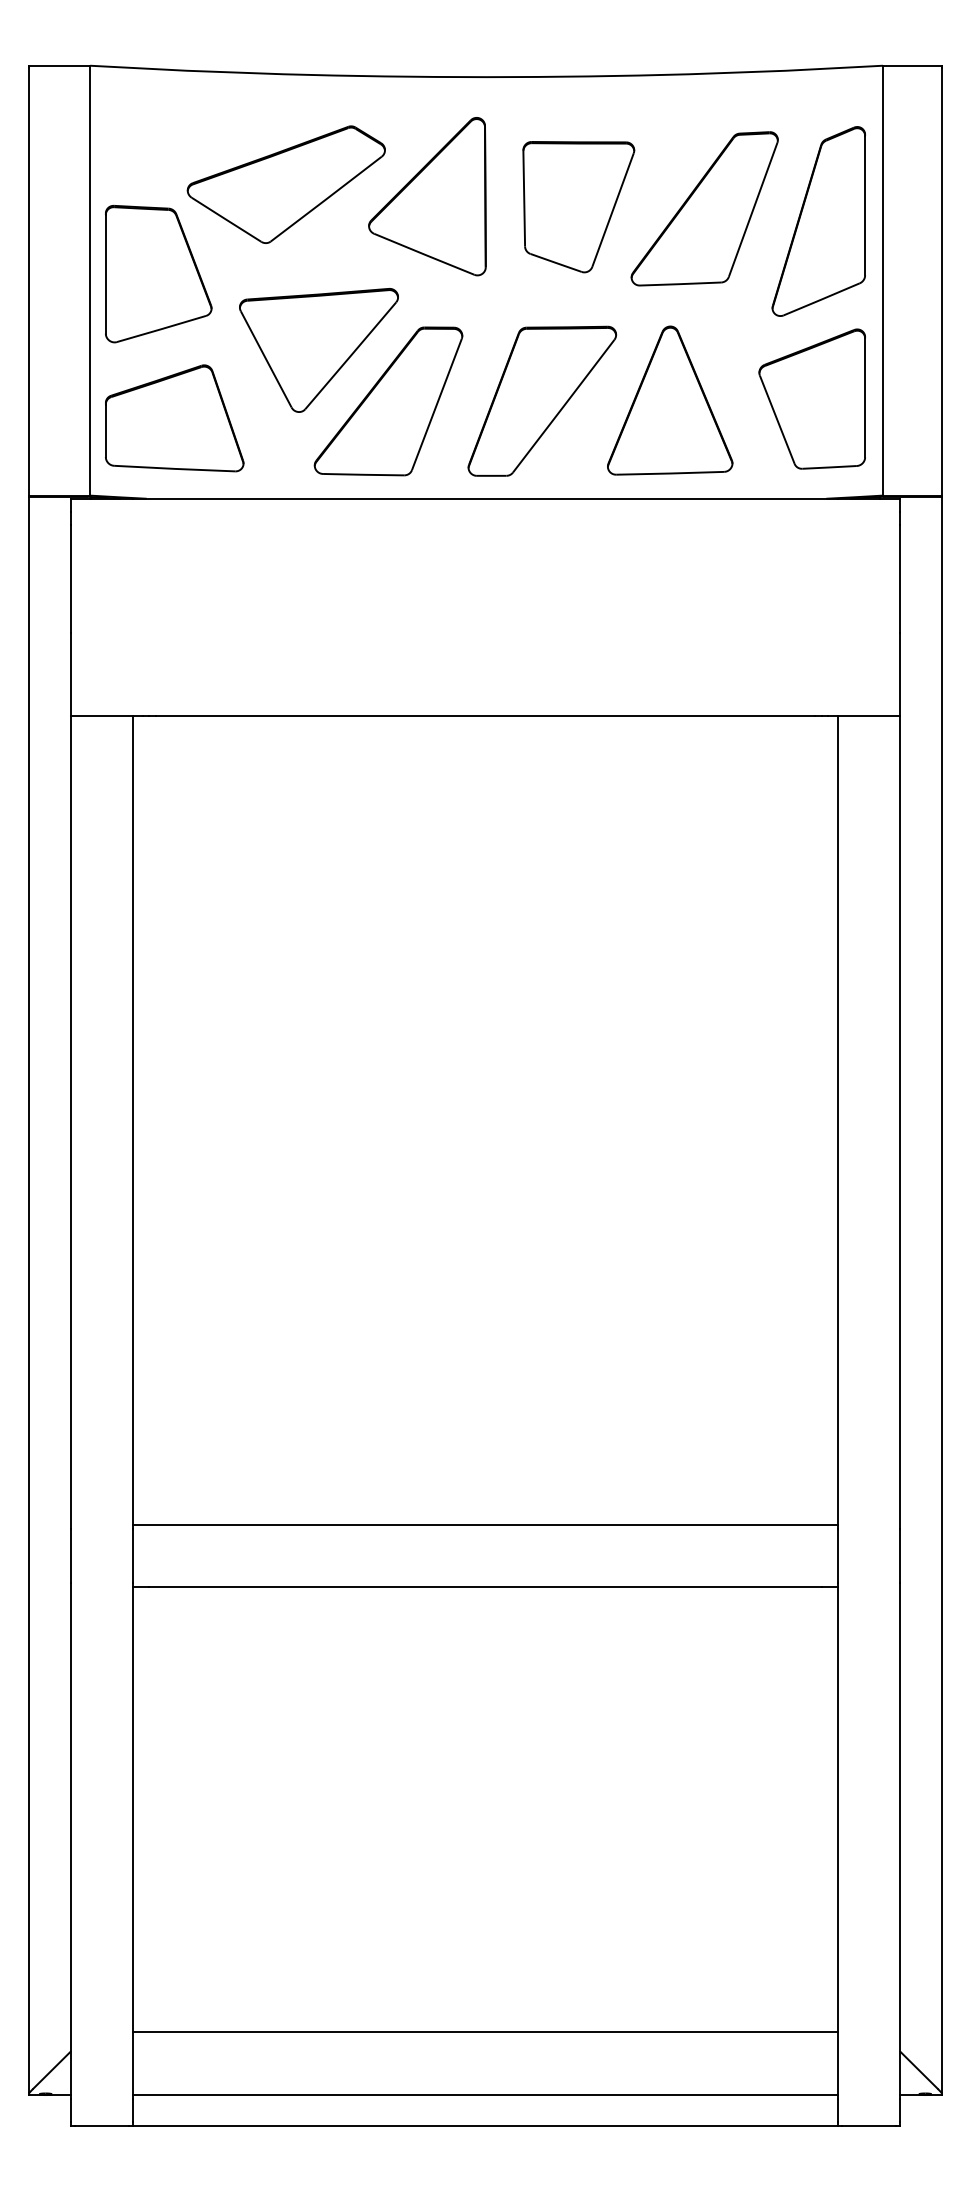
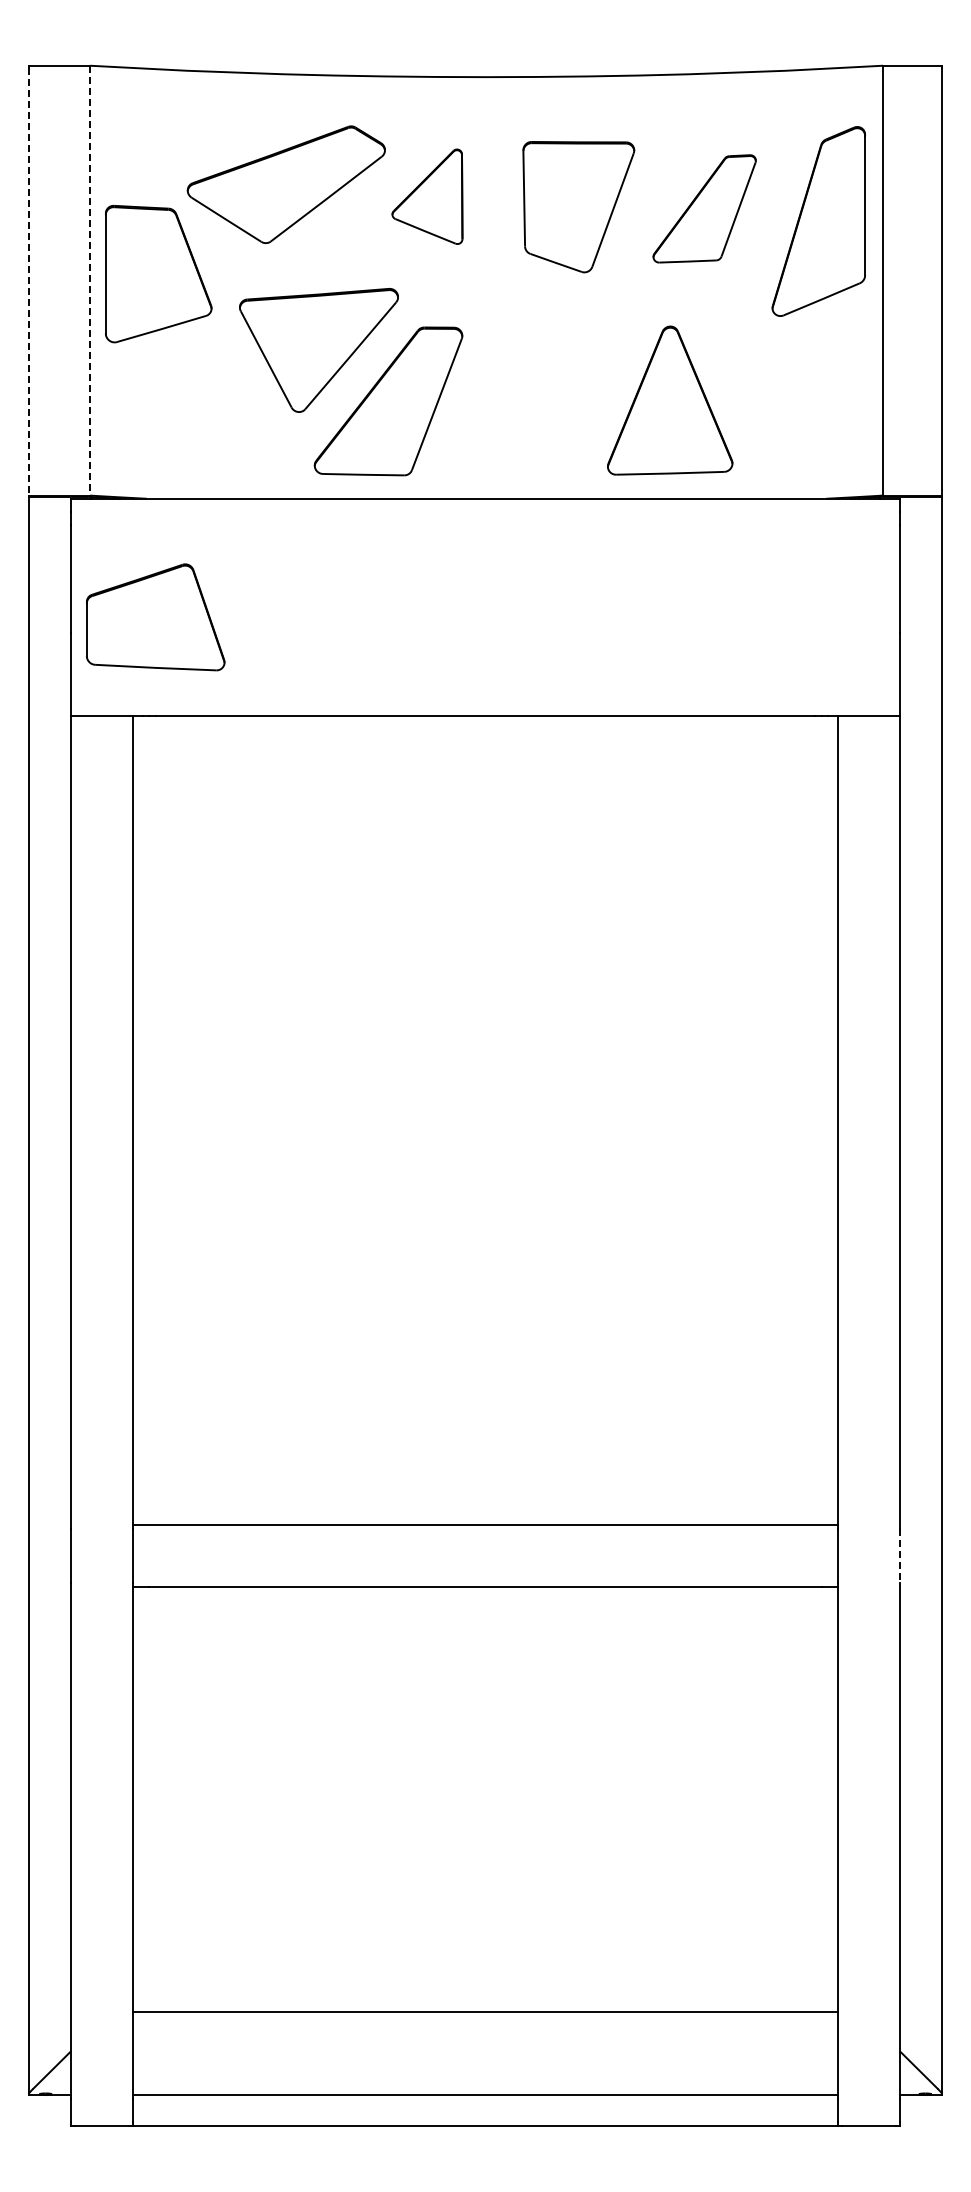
part size: 119x160 px -> 73x97 px (427, 196)
part size: 149x156 px -> 105x110 px (704, 208)
line: solid -> dashed (90, 280)
line: solid -> dashed (29, 282)
part: present -> none (811, 398)
part: present -> none (541, 400)
part position: (174, 418) -> (155, 617) (155, 617)
line: solid -> dashed (900, 1555)
line position: (485, 2031) -> (485, 2011) (485, 2011)
